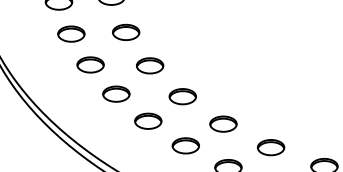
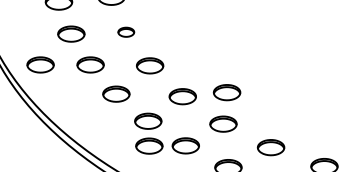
part size: 29x18 px -> 19x12 px (126, 31)
part: none -> present (40, 64)
part: none -> present (226, 92)
part: none -> present (149, 145)
